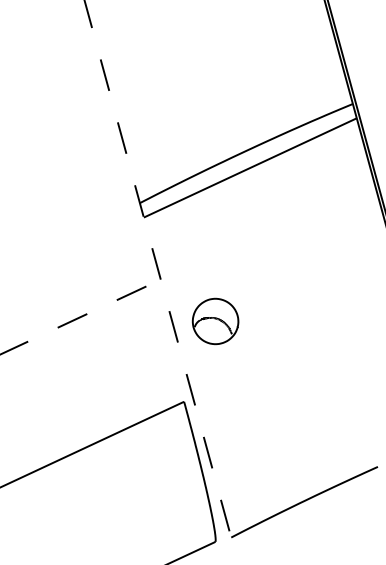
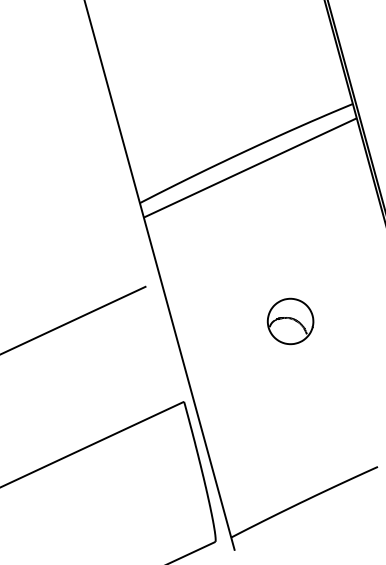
line: dashed -> solid (159, 275)
line: dashed -> solid (72, 320)
part position: (215, 321) -> (290, 321) (290, 321)
